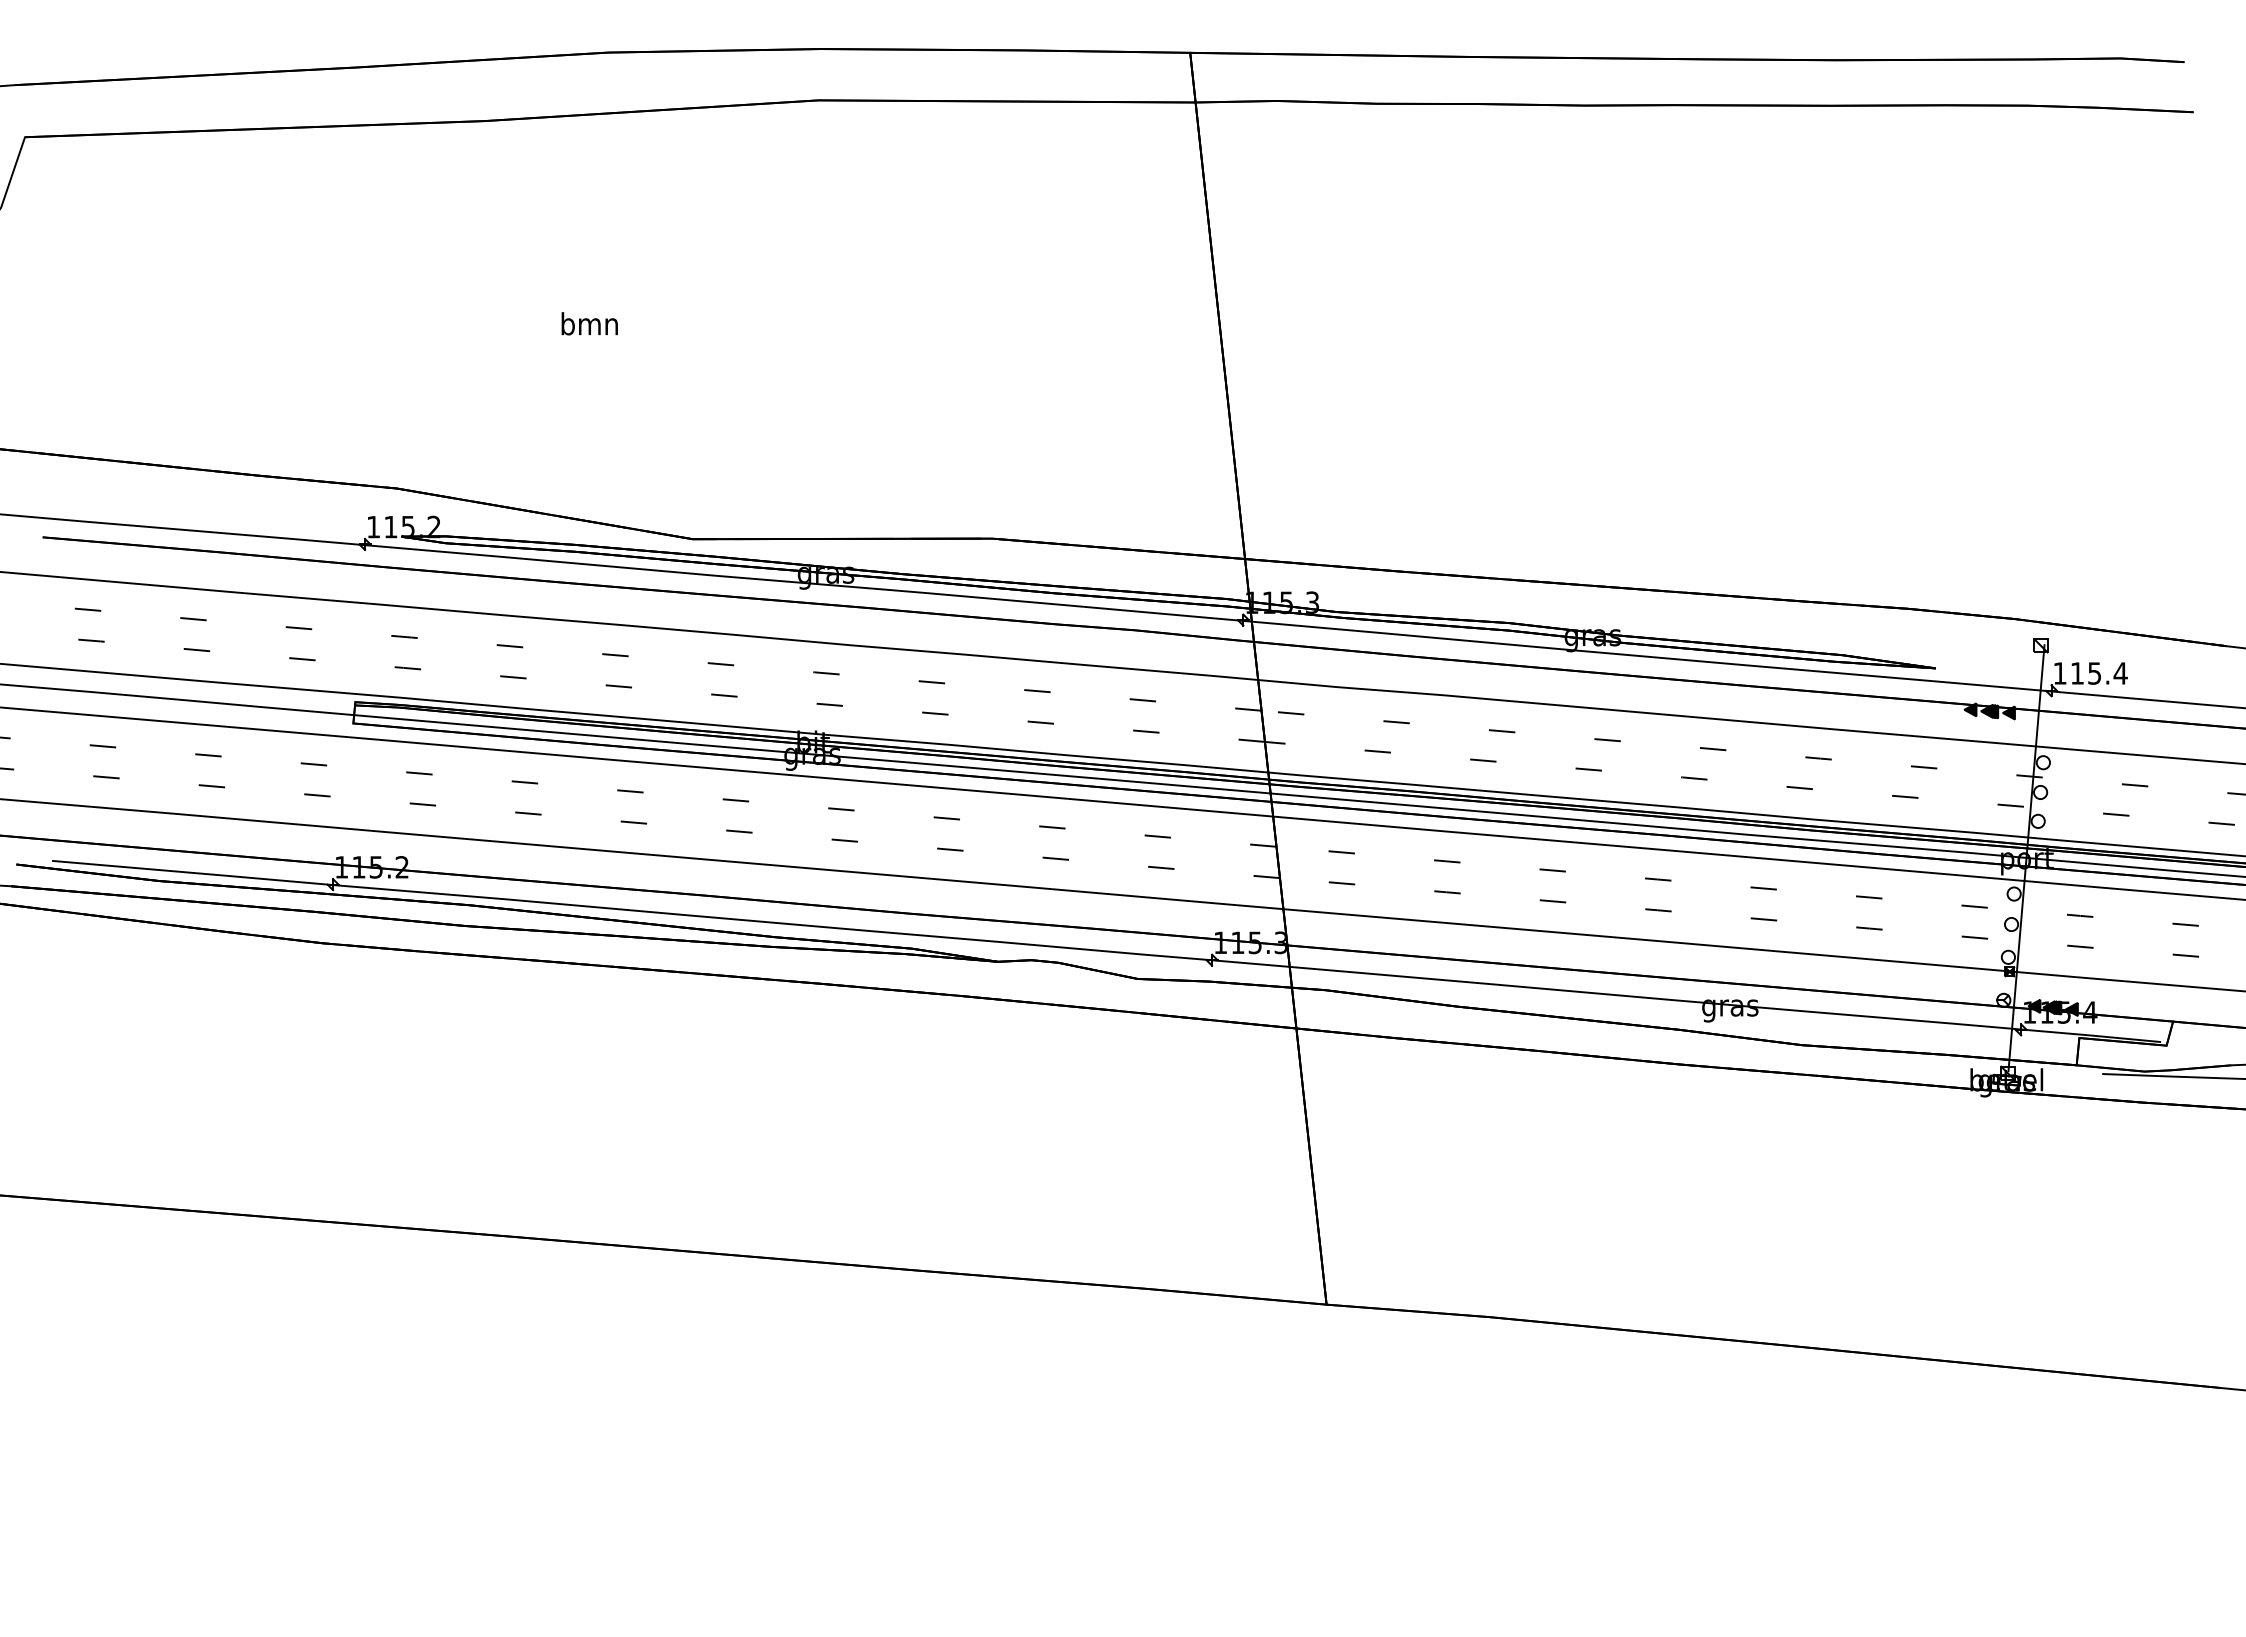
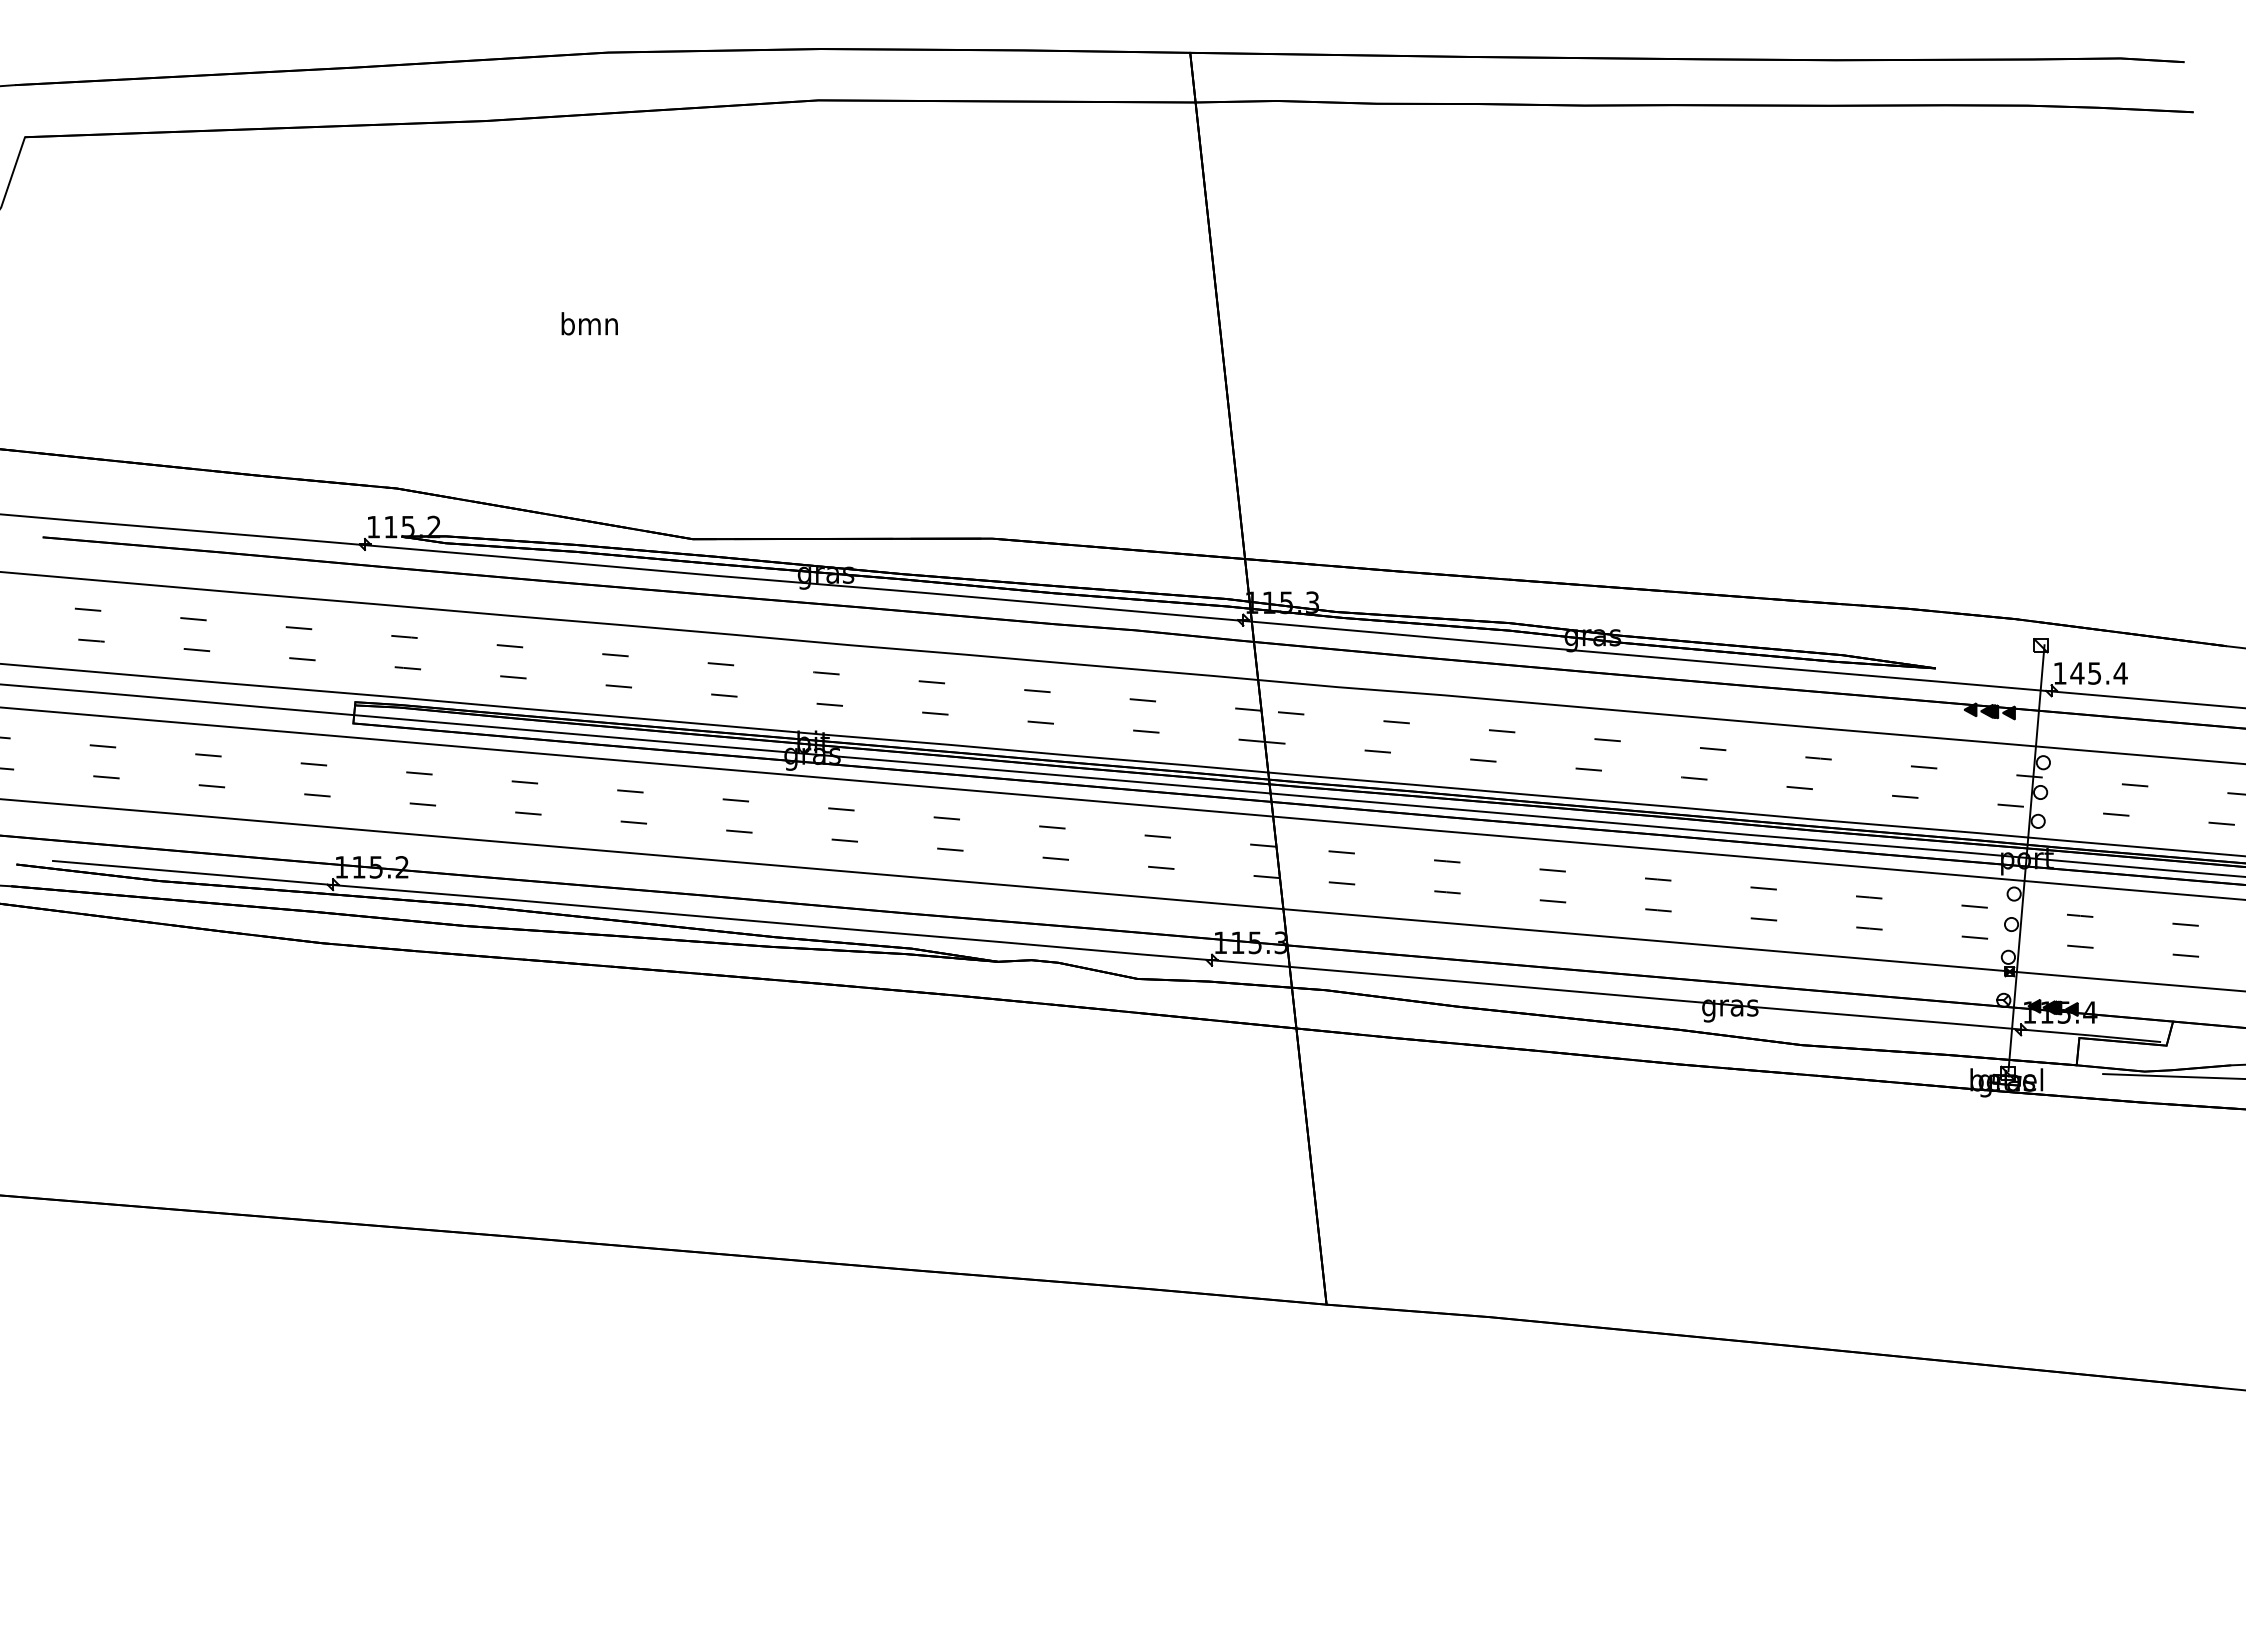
text: 115.4 -> 145.4 (2077, 673)
